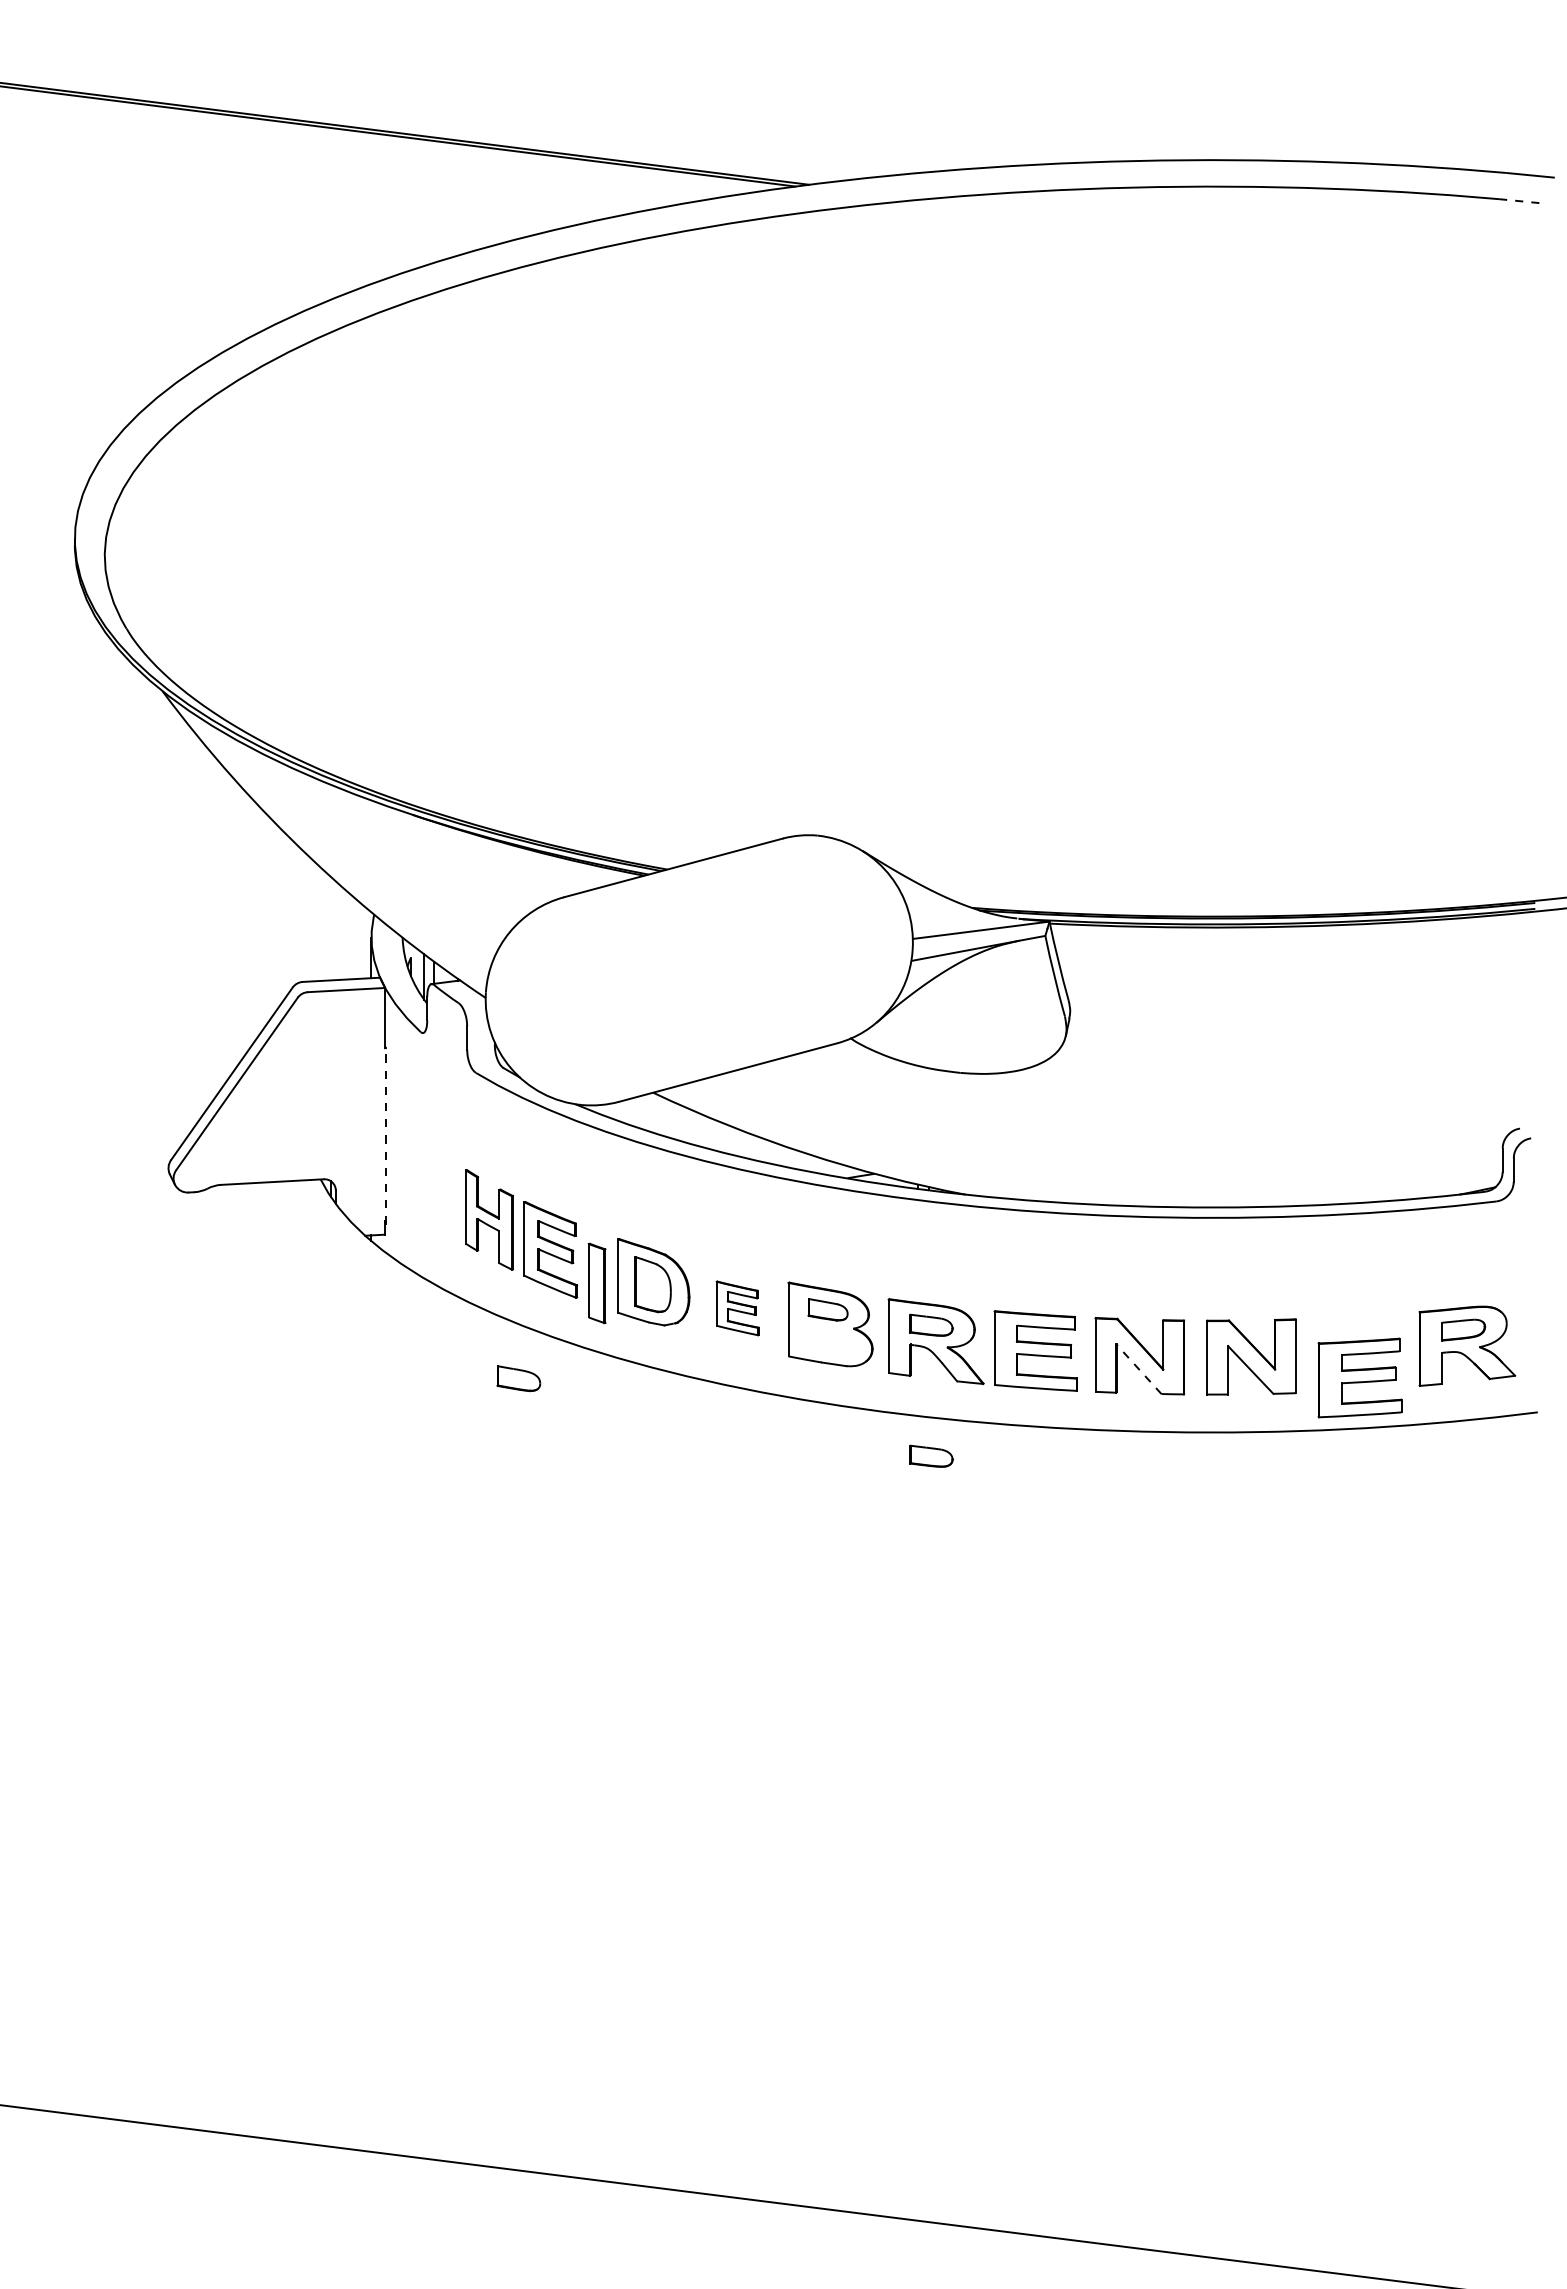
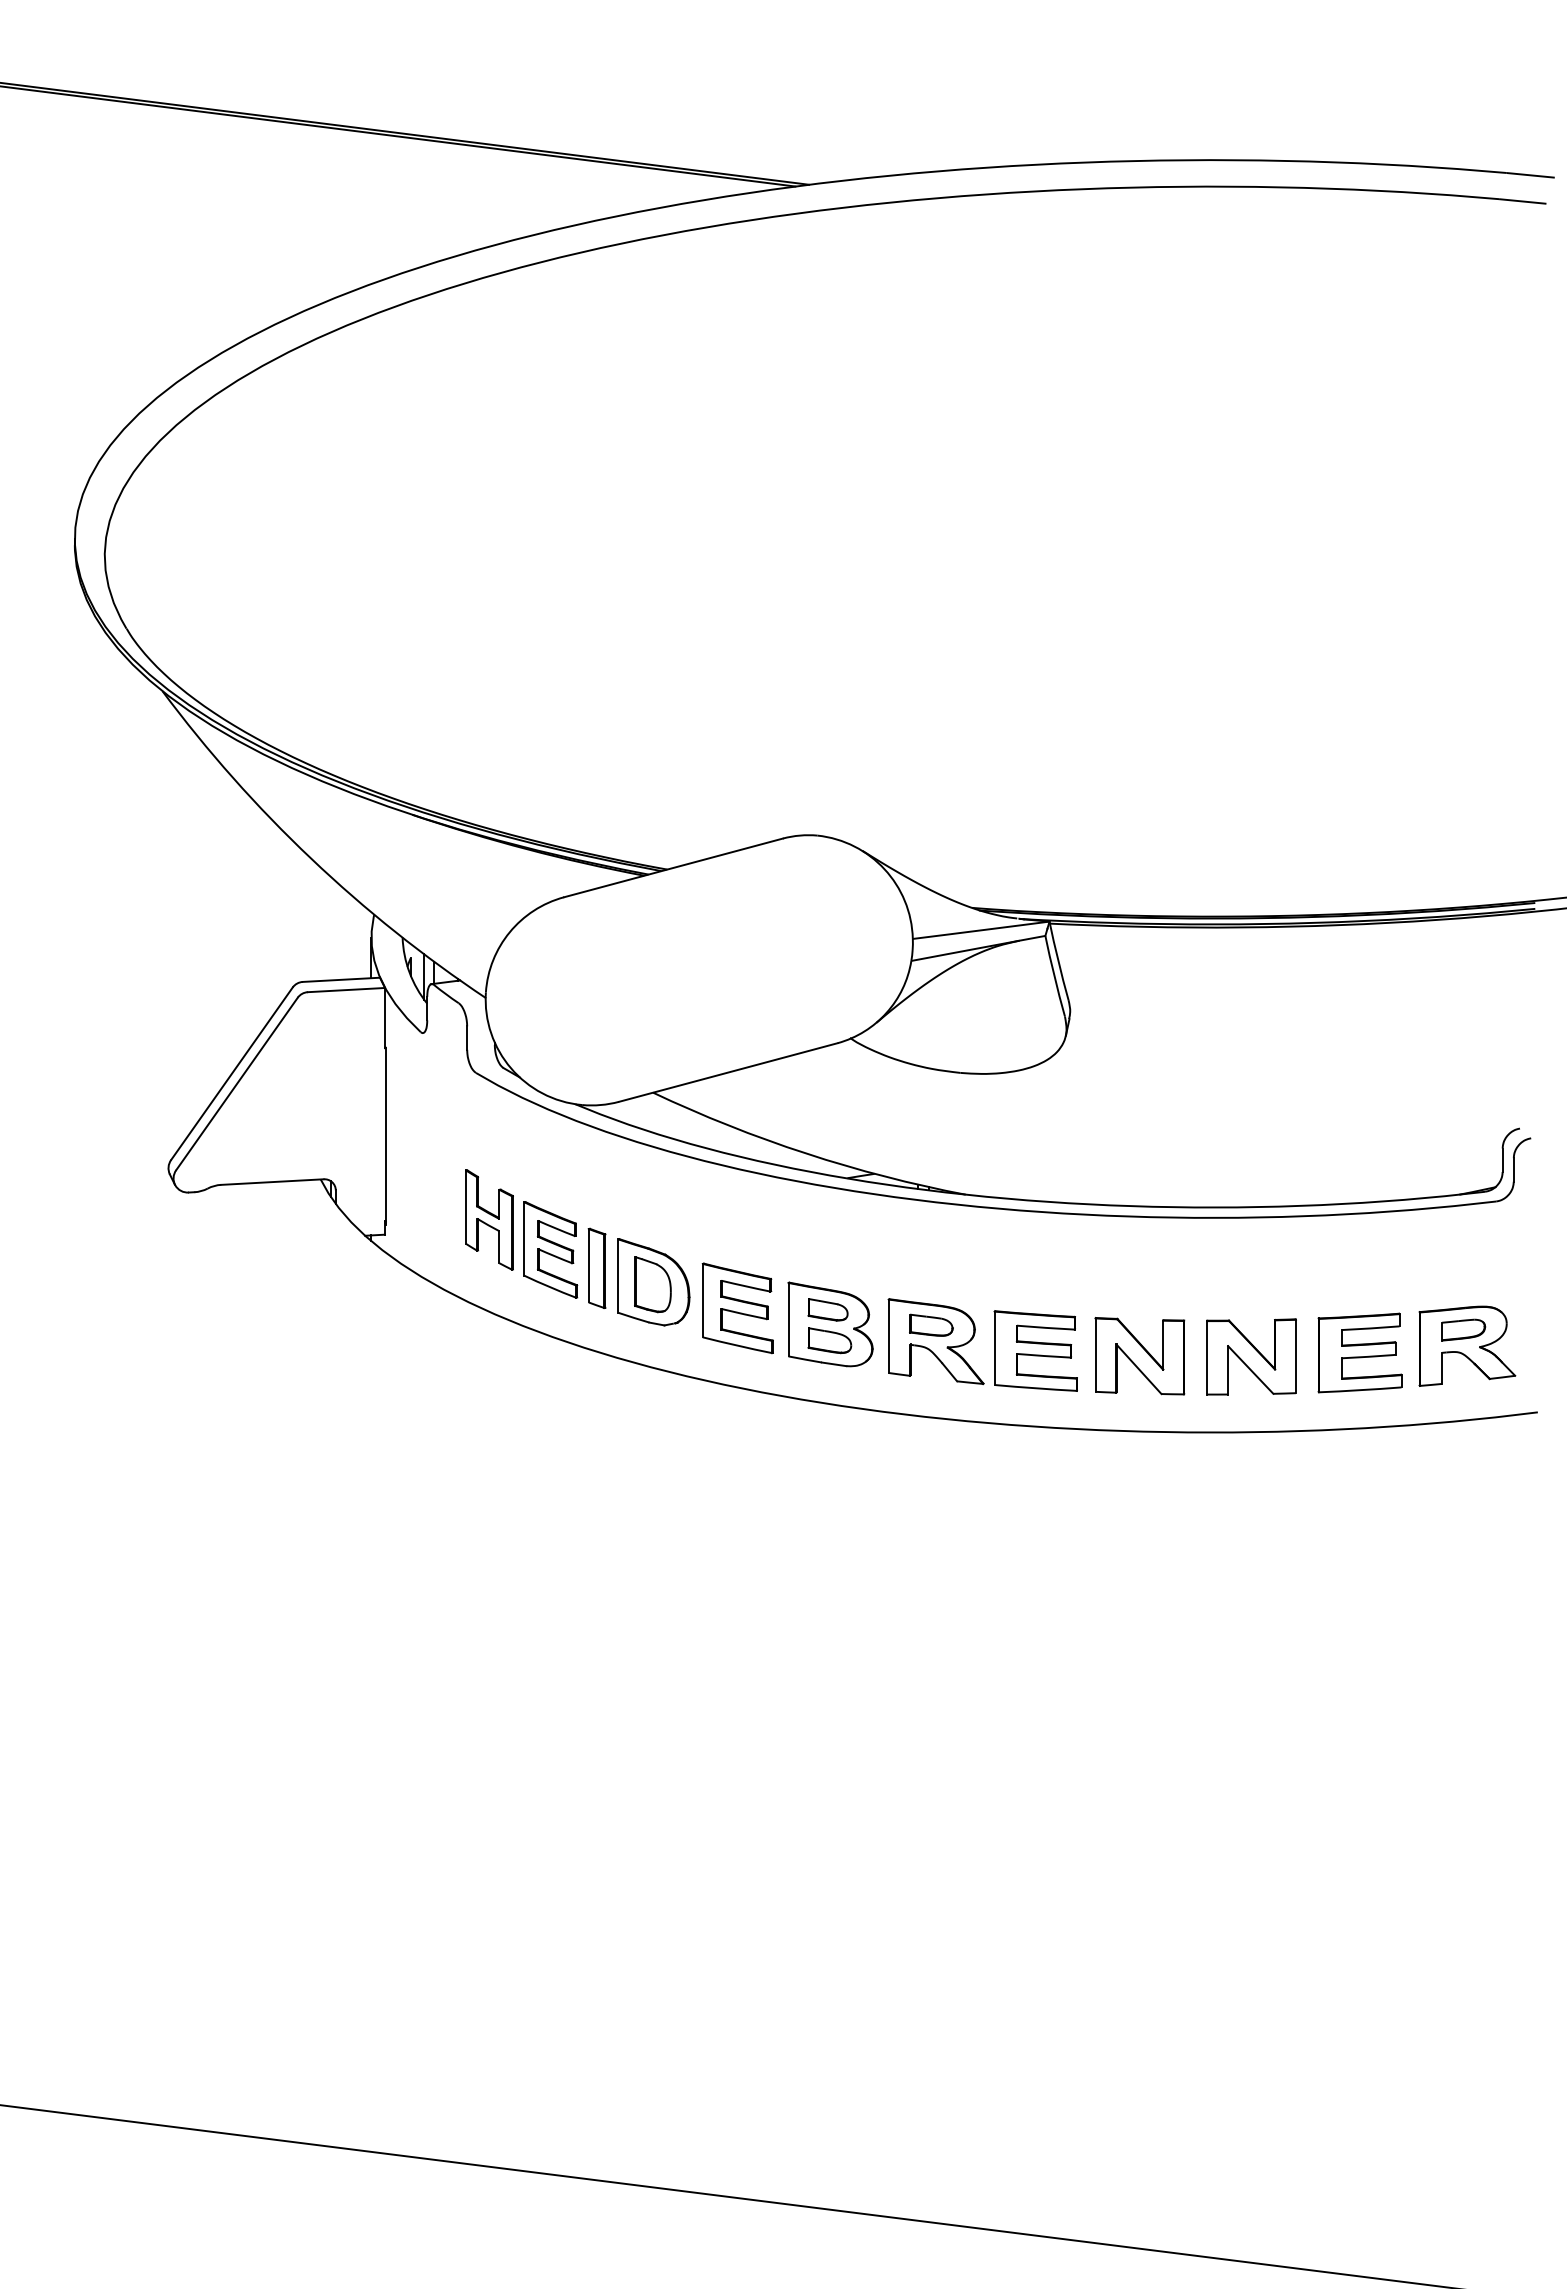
line: dashed -> solid (1522, 201)
line: dashed -> solid (386, 1135)
part position: (596, 1282) -> (596, 1267) (596, 1267)
part size: 45x57 px -> 73x93 px (737, 1308)
line: dashed -> solid (1138, 1369)
part position: (1359, 1377) -> (1359, 1352) (1359, 1352)
part position: (518, 1378) -> (829, 1340) (829, 1340)
part: present -> none (931, 1455)
